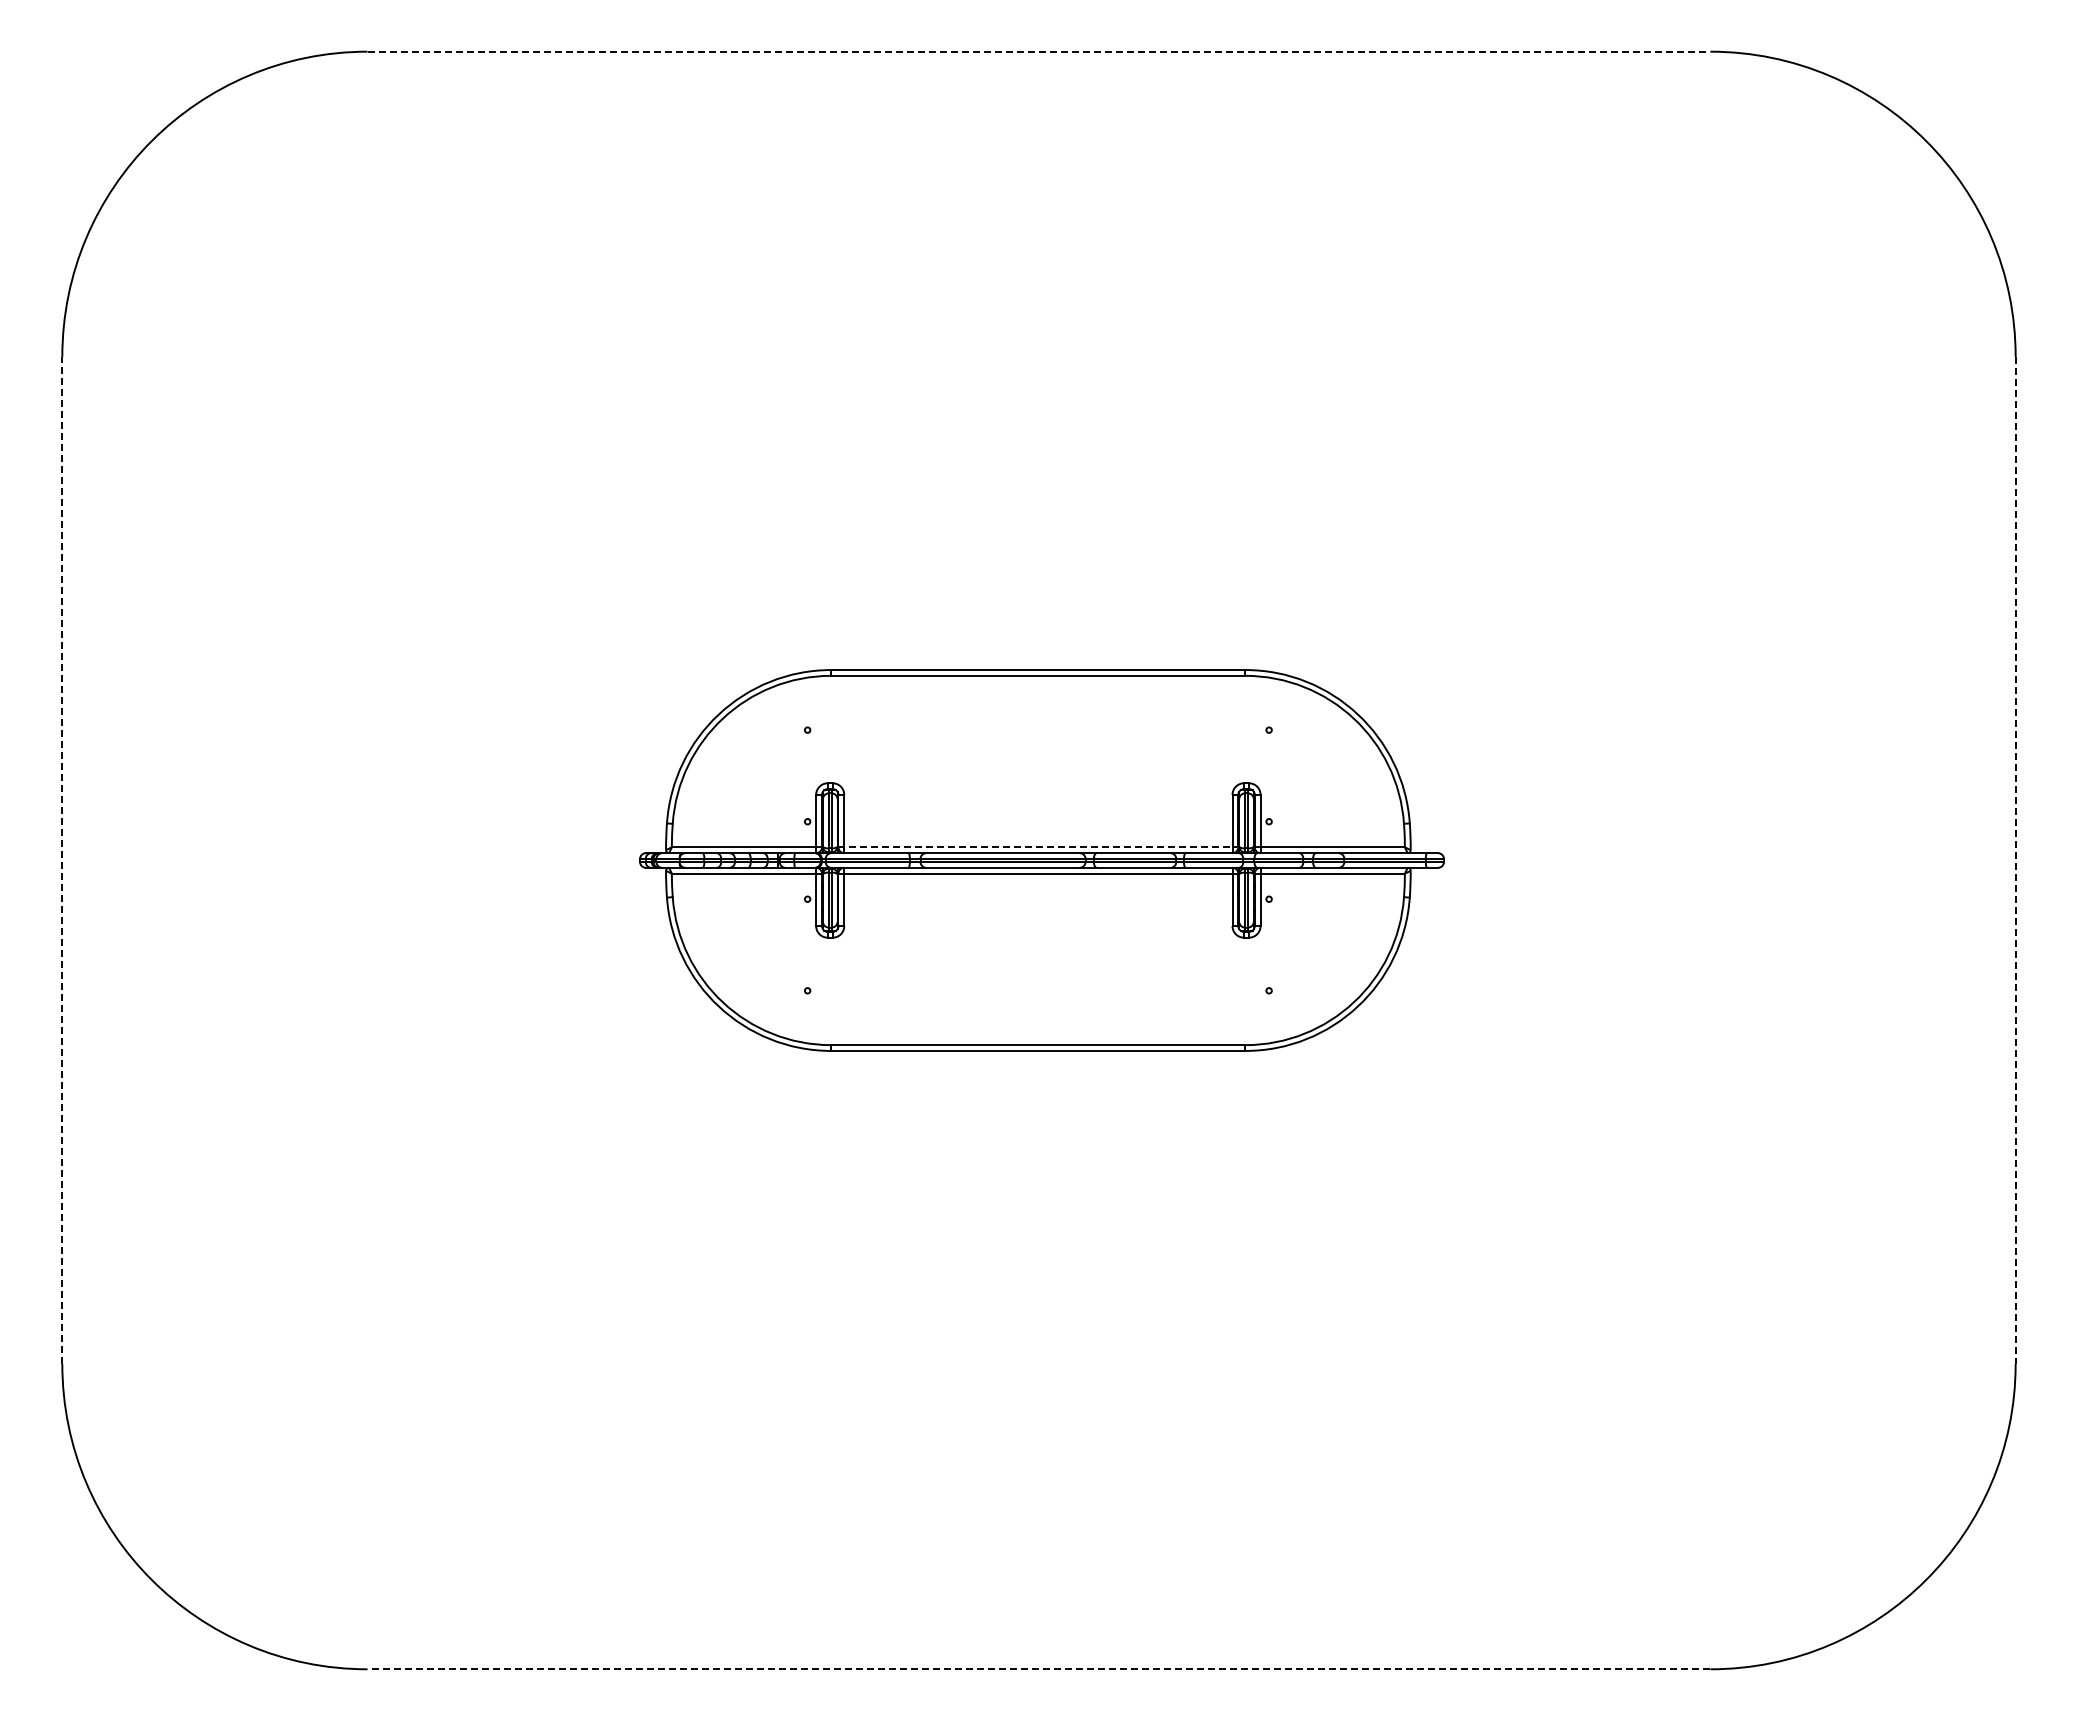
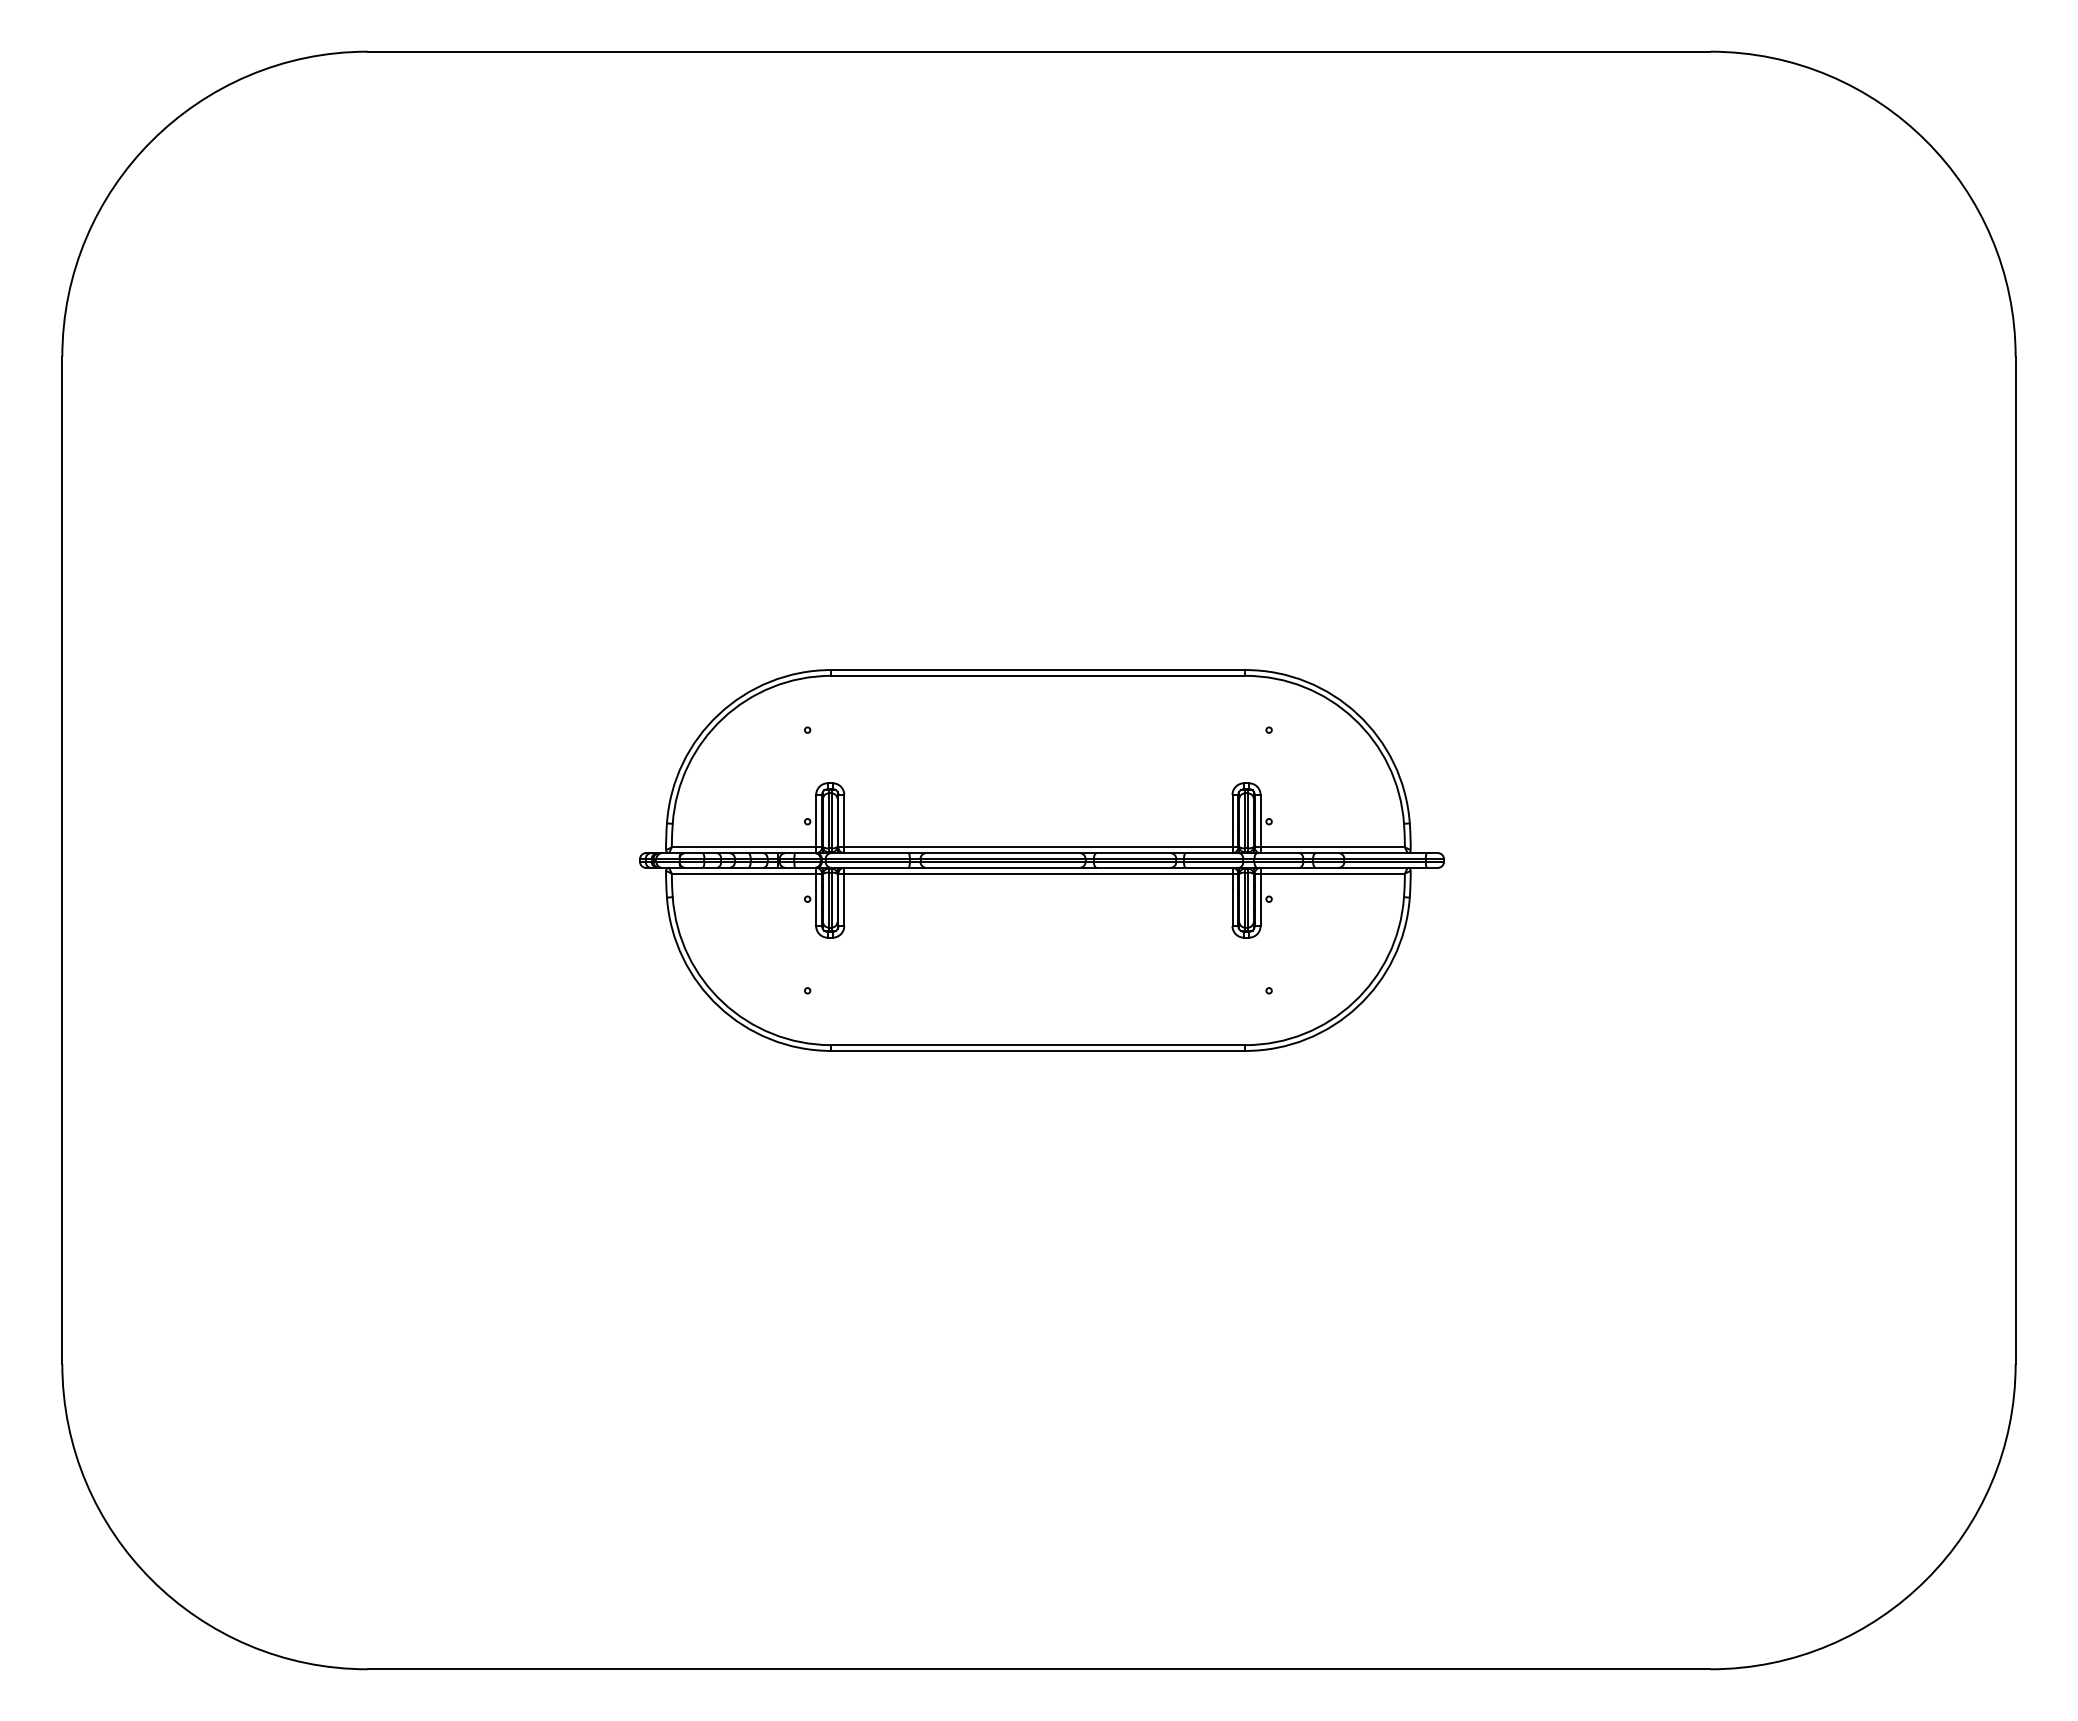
line: dashed -> solid (1039, 51)
line: dashed -> solid (1038, 847)
line: dashed -> solid (62, 860)
line: dashed -> solid (2015, 860)
line: dashed -> solid (1038, 1669)
